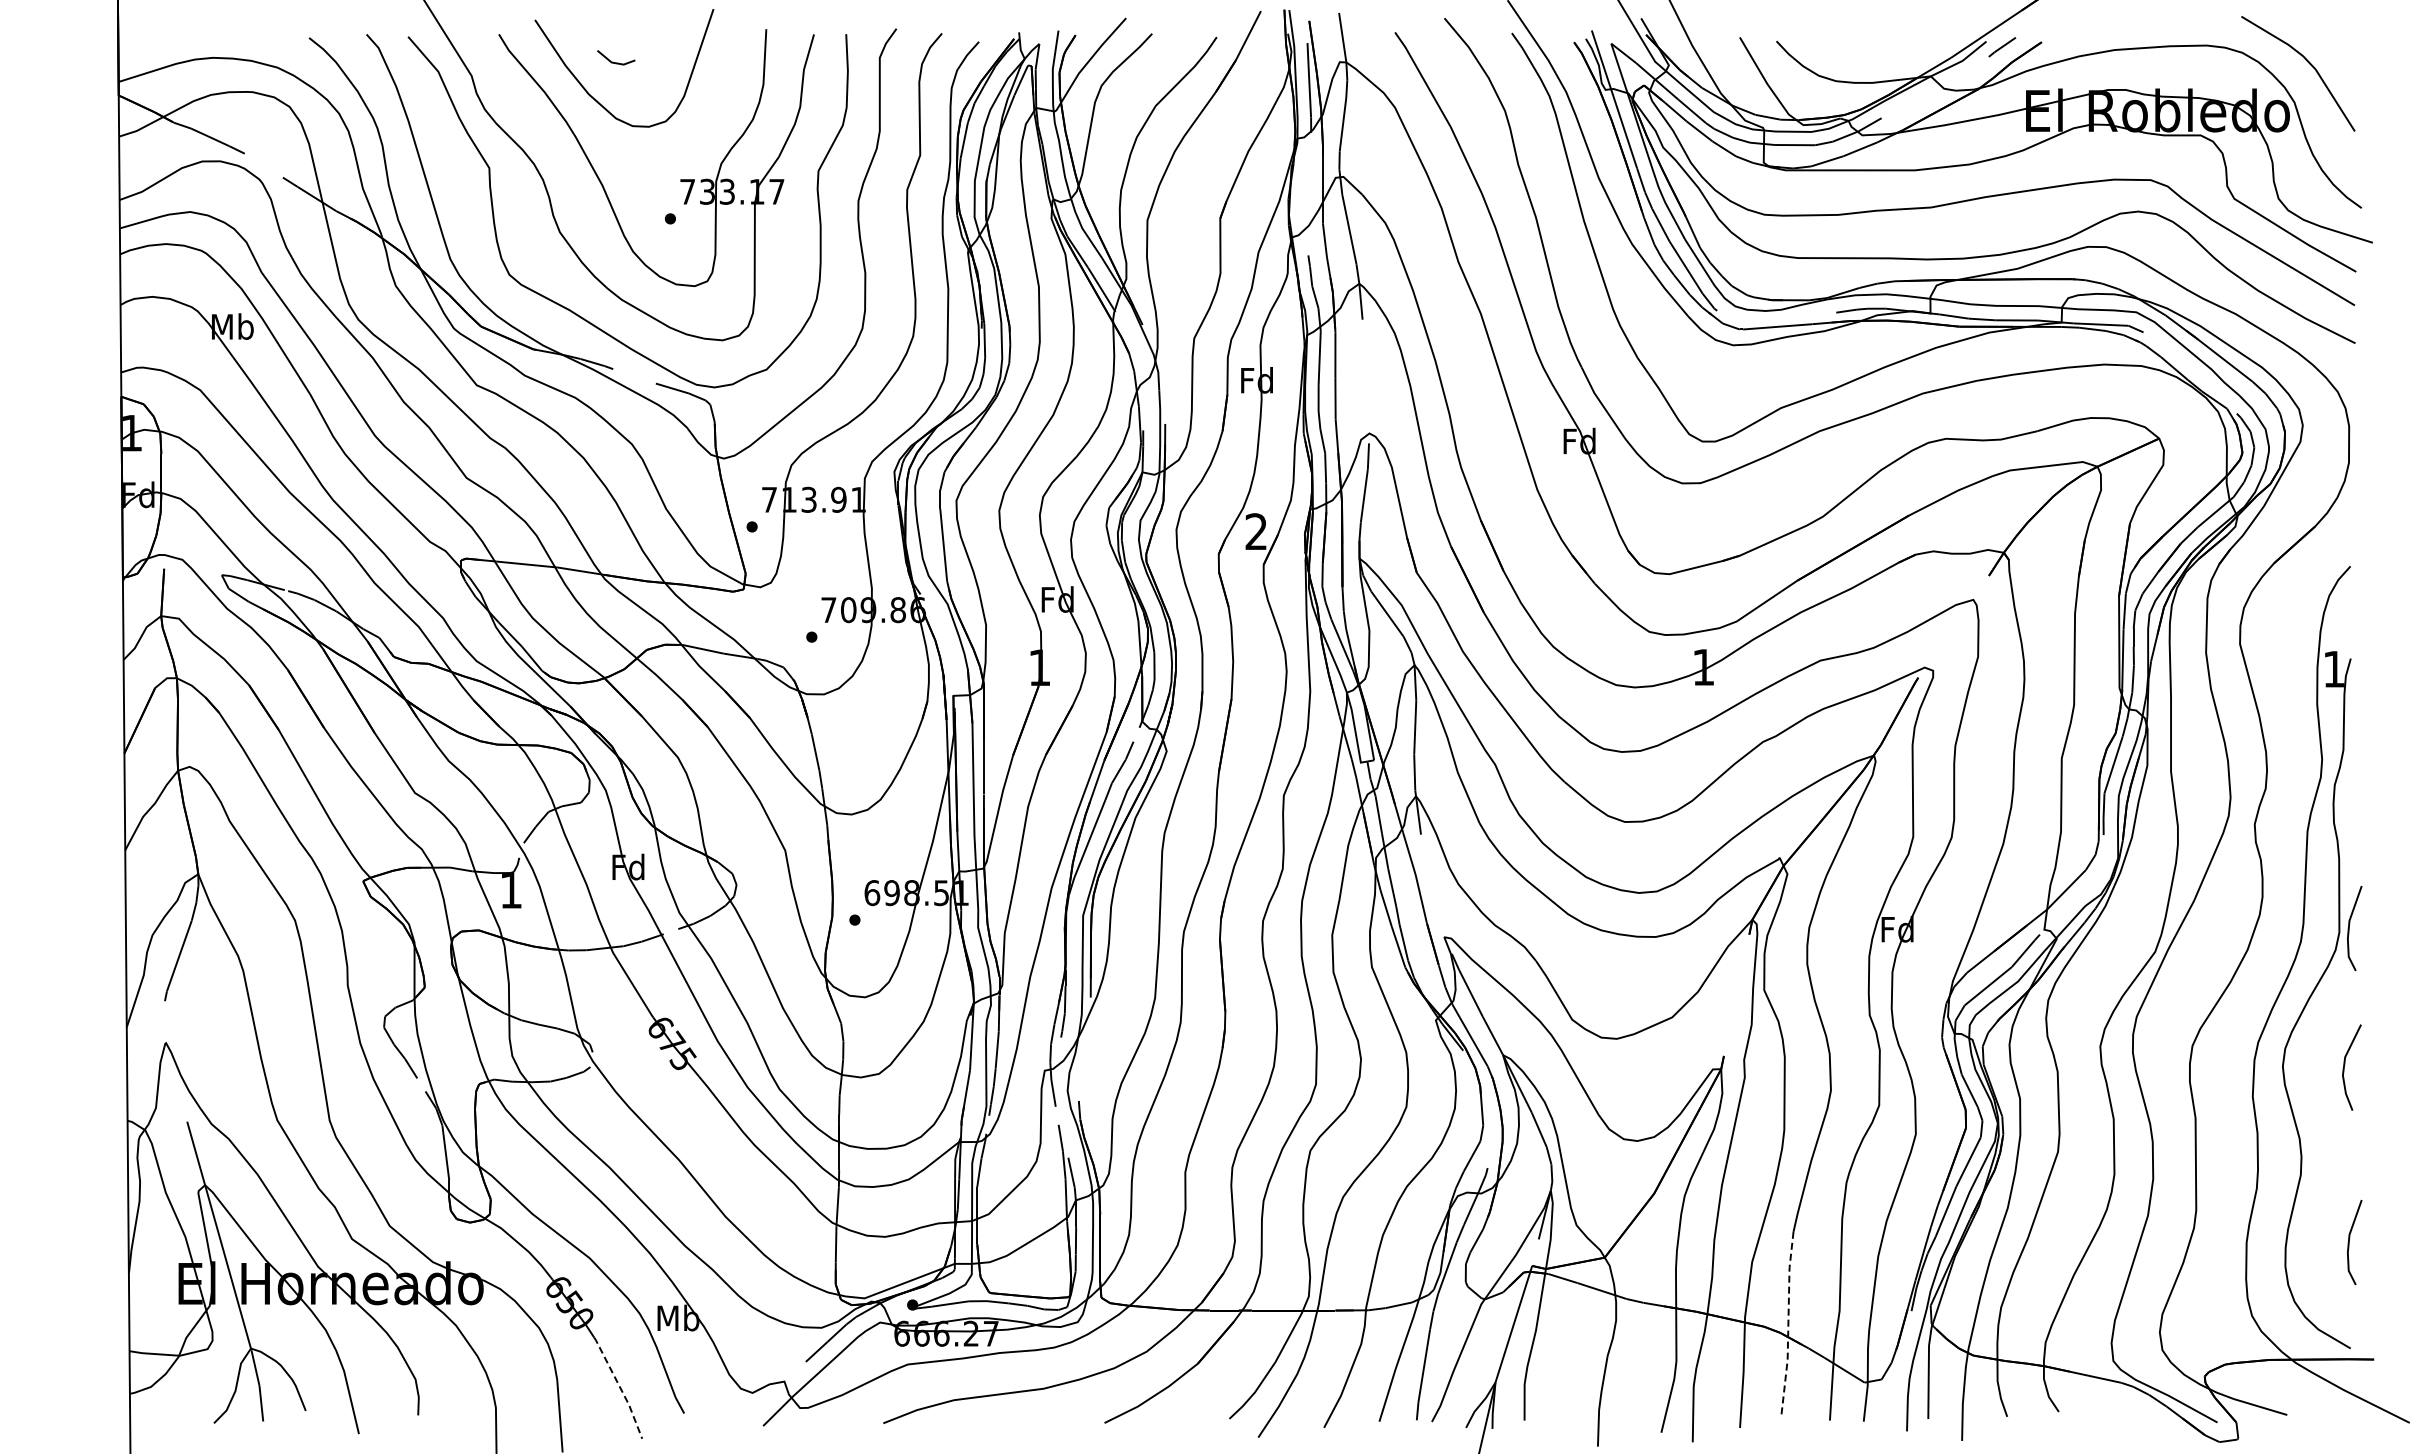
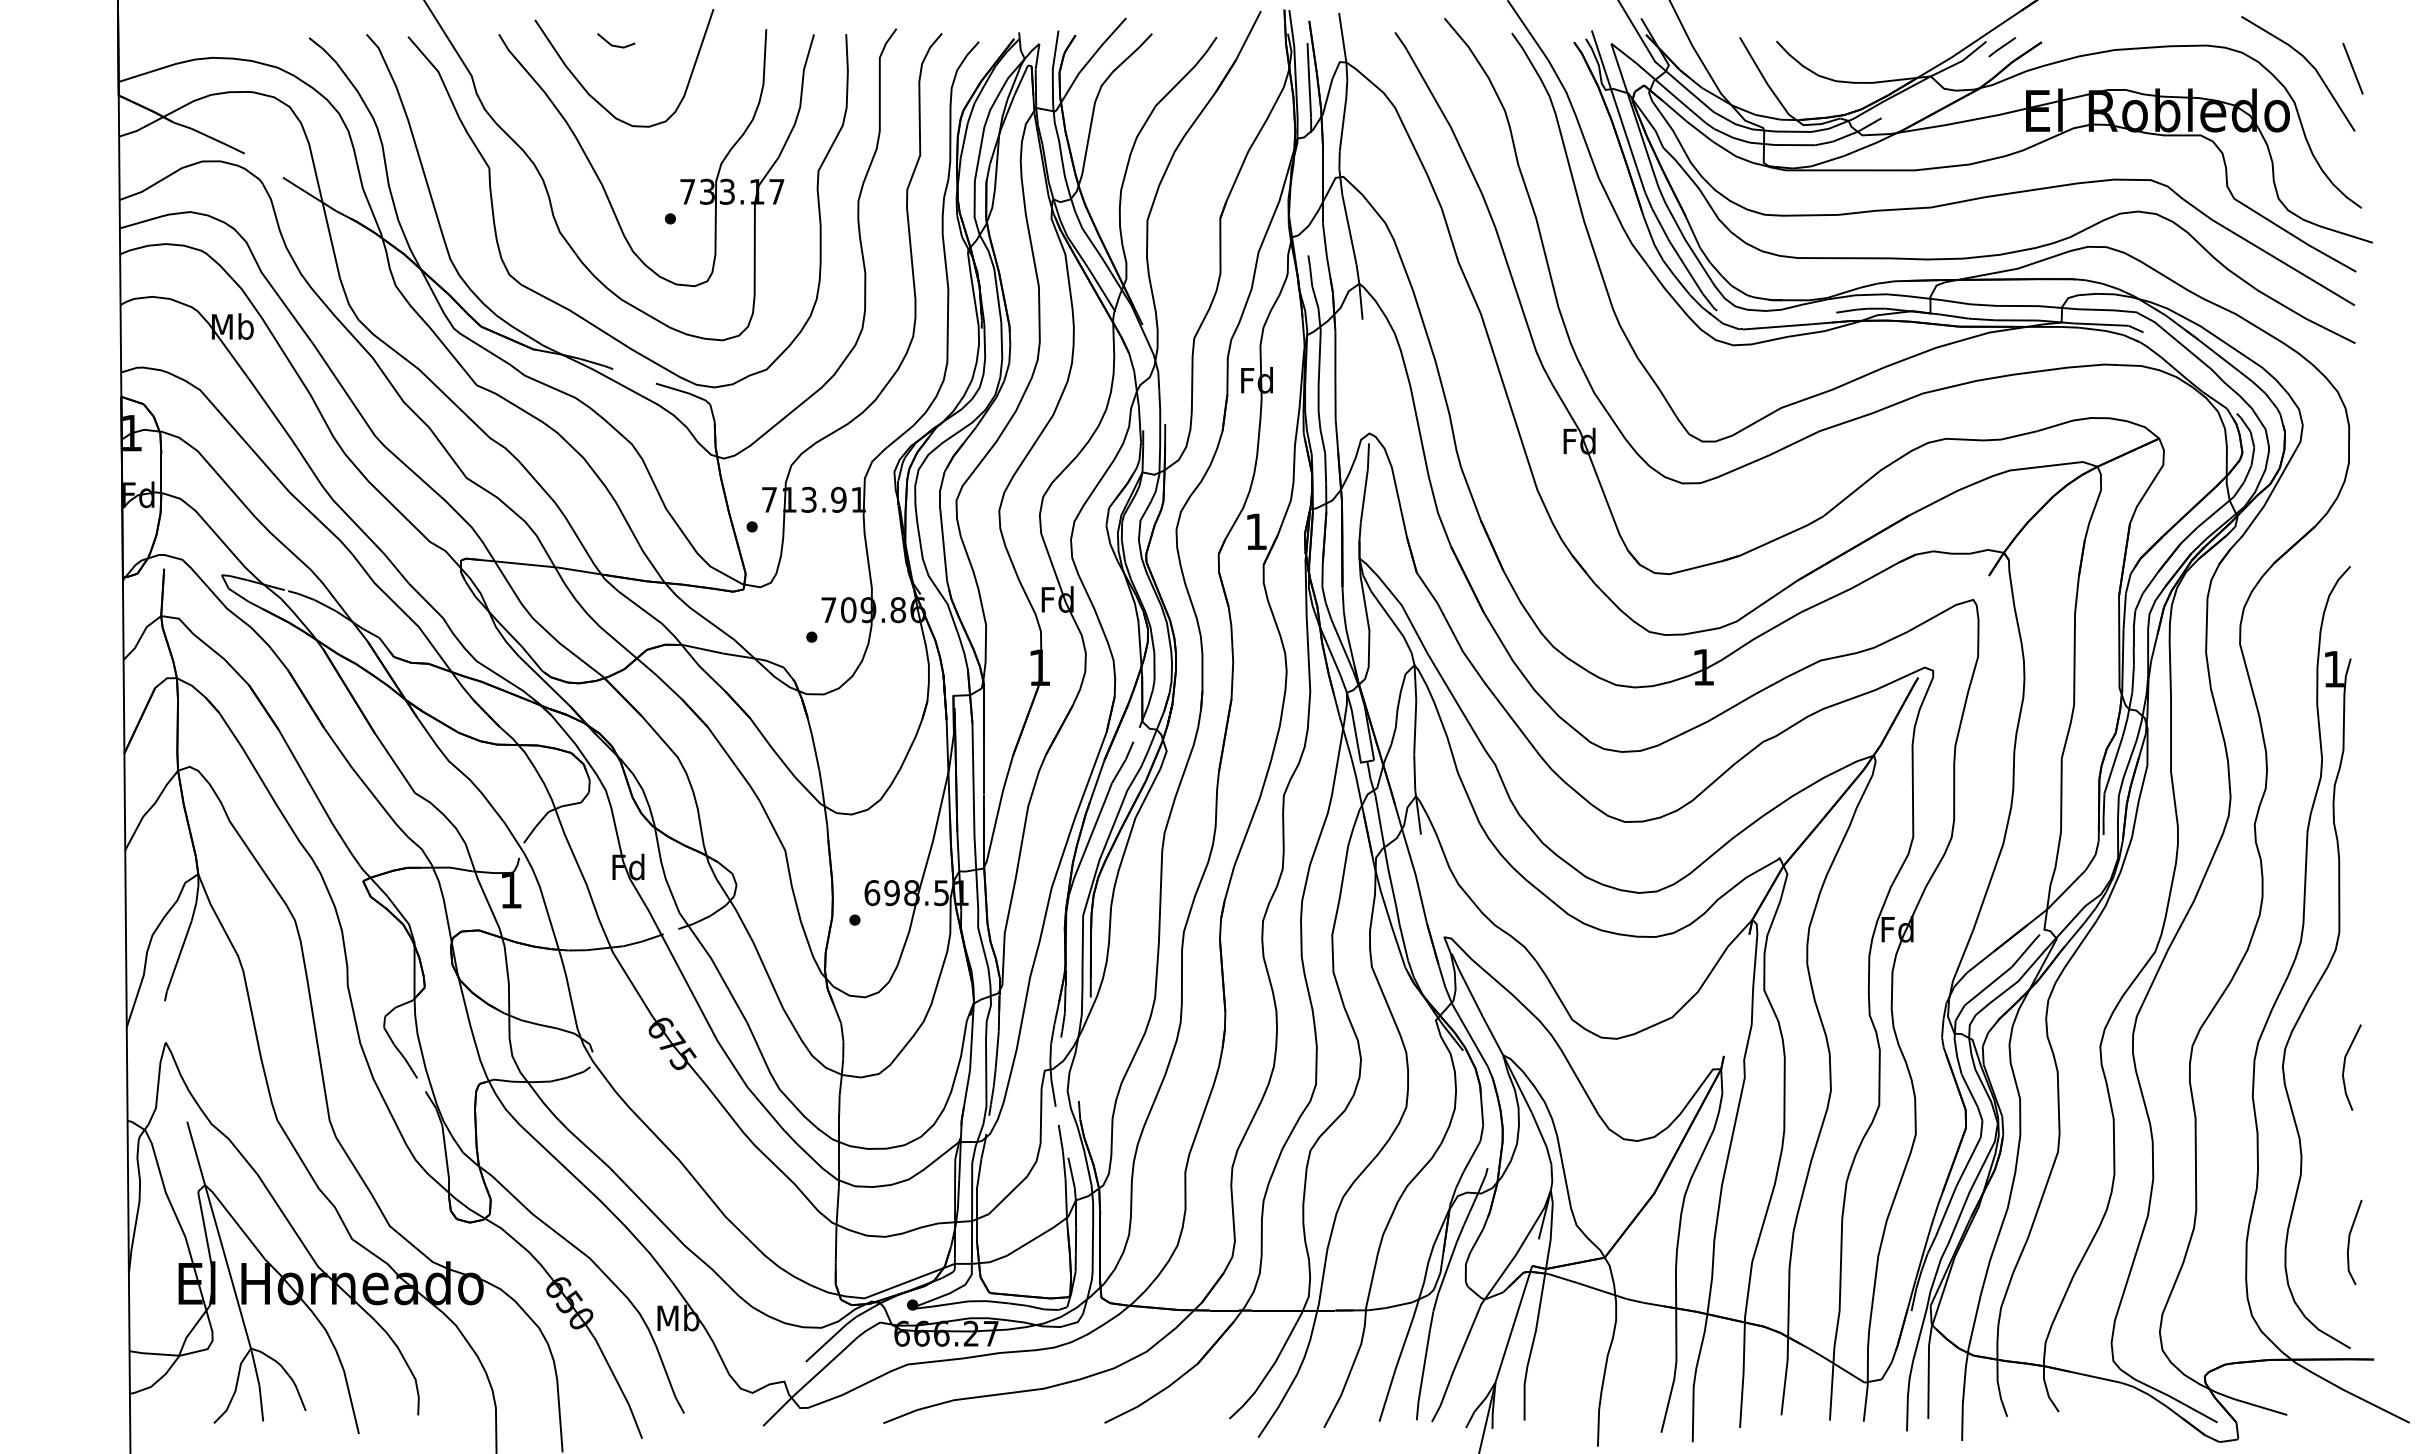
line position: (613, 61) -> (613, 44) (613, 44)
line: none -> present (2352, 68)
text: 2 -> 1 (1255, 531)
line: present -> none (2349, 928)
line: dashed -> solid (1788, 1323)
line: dashed -> solid (620, 1387)
